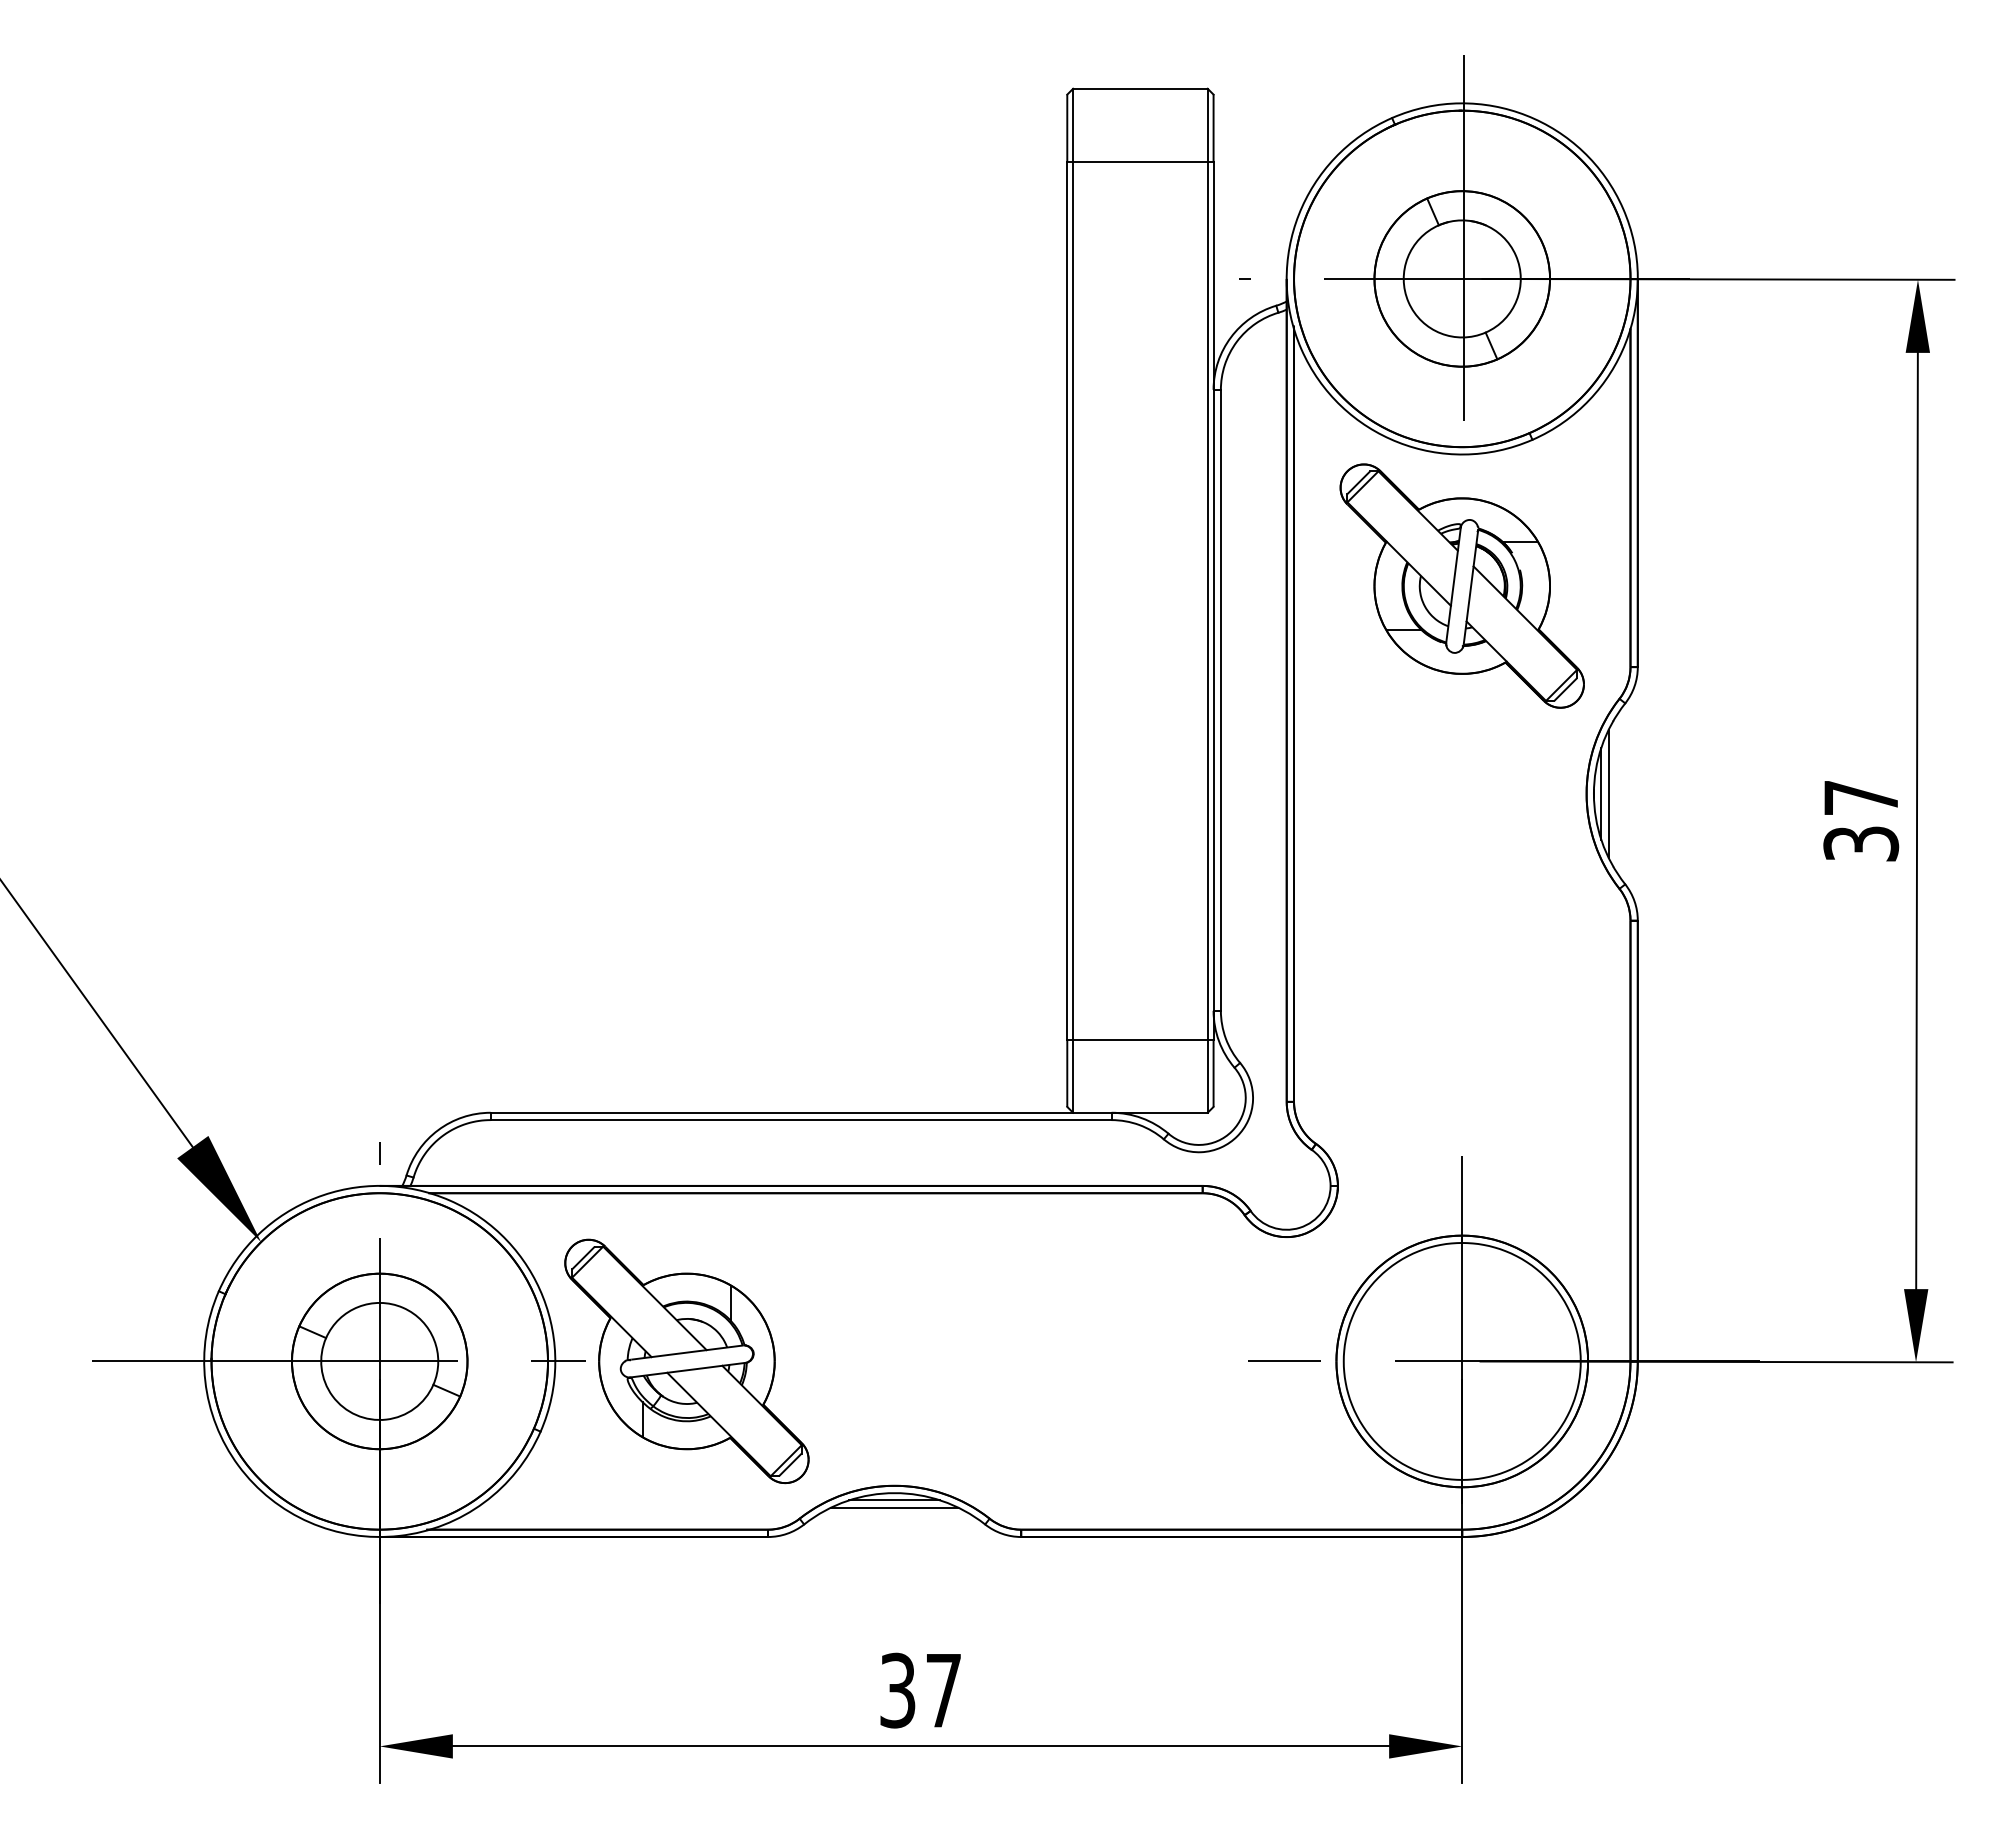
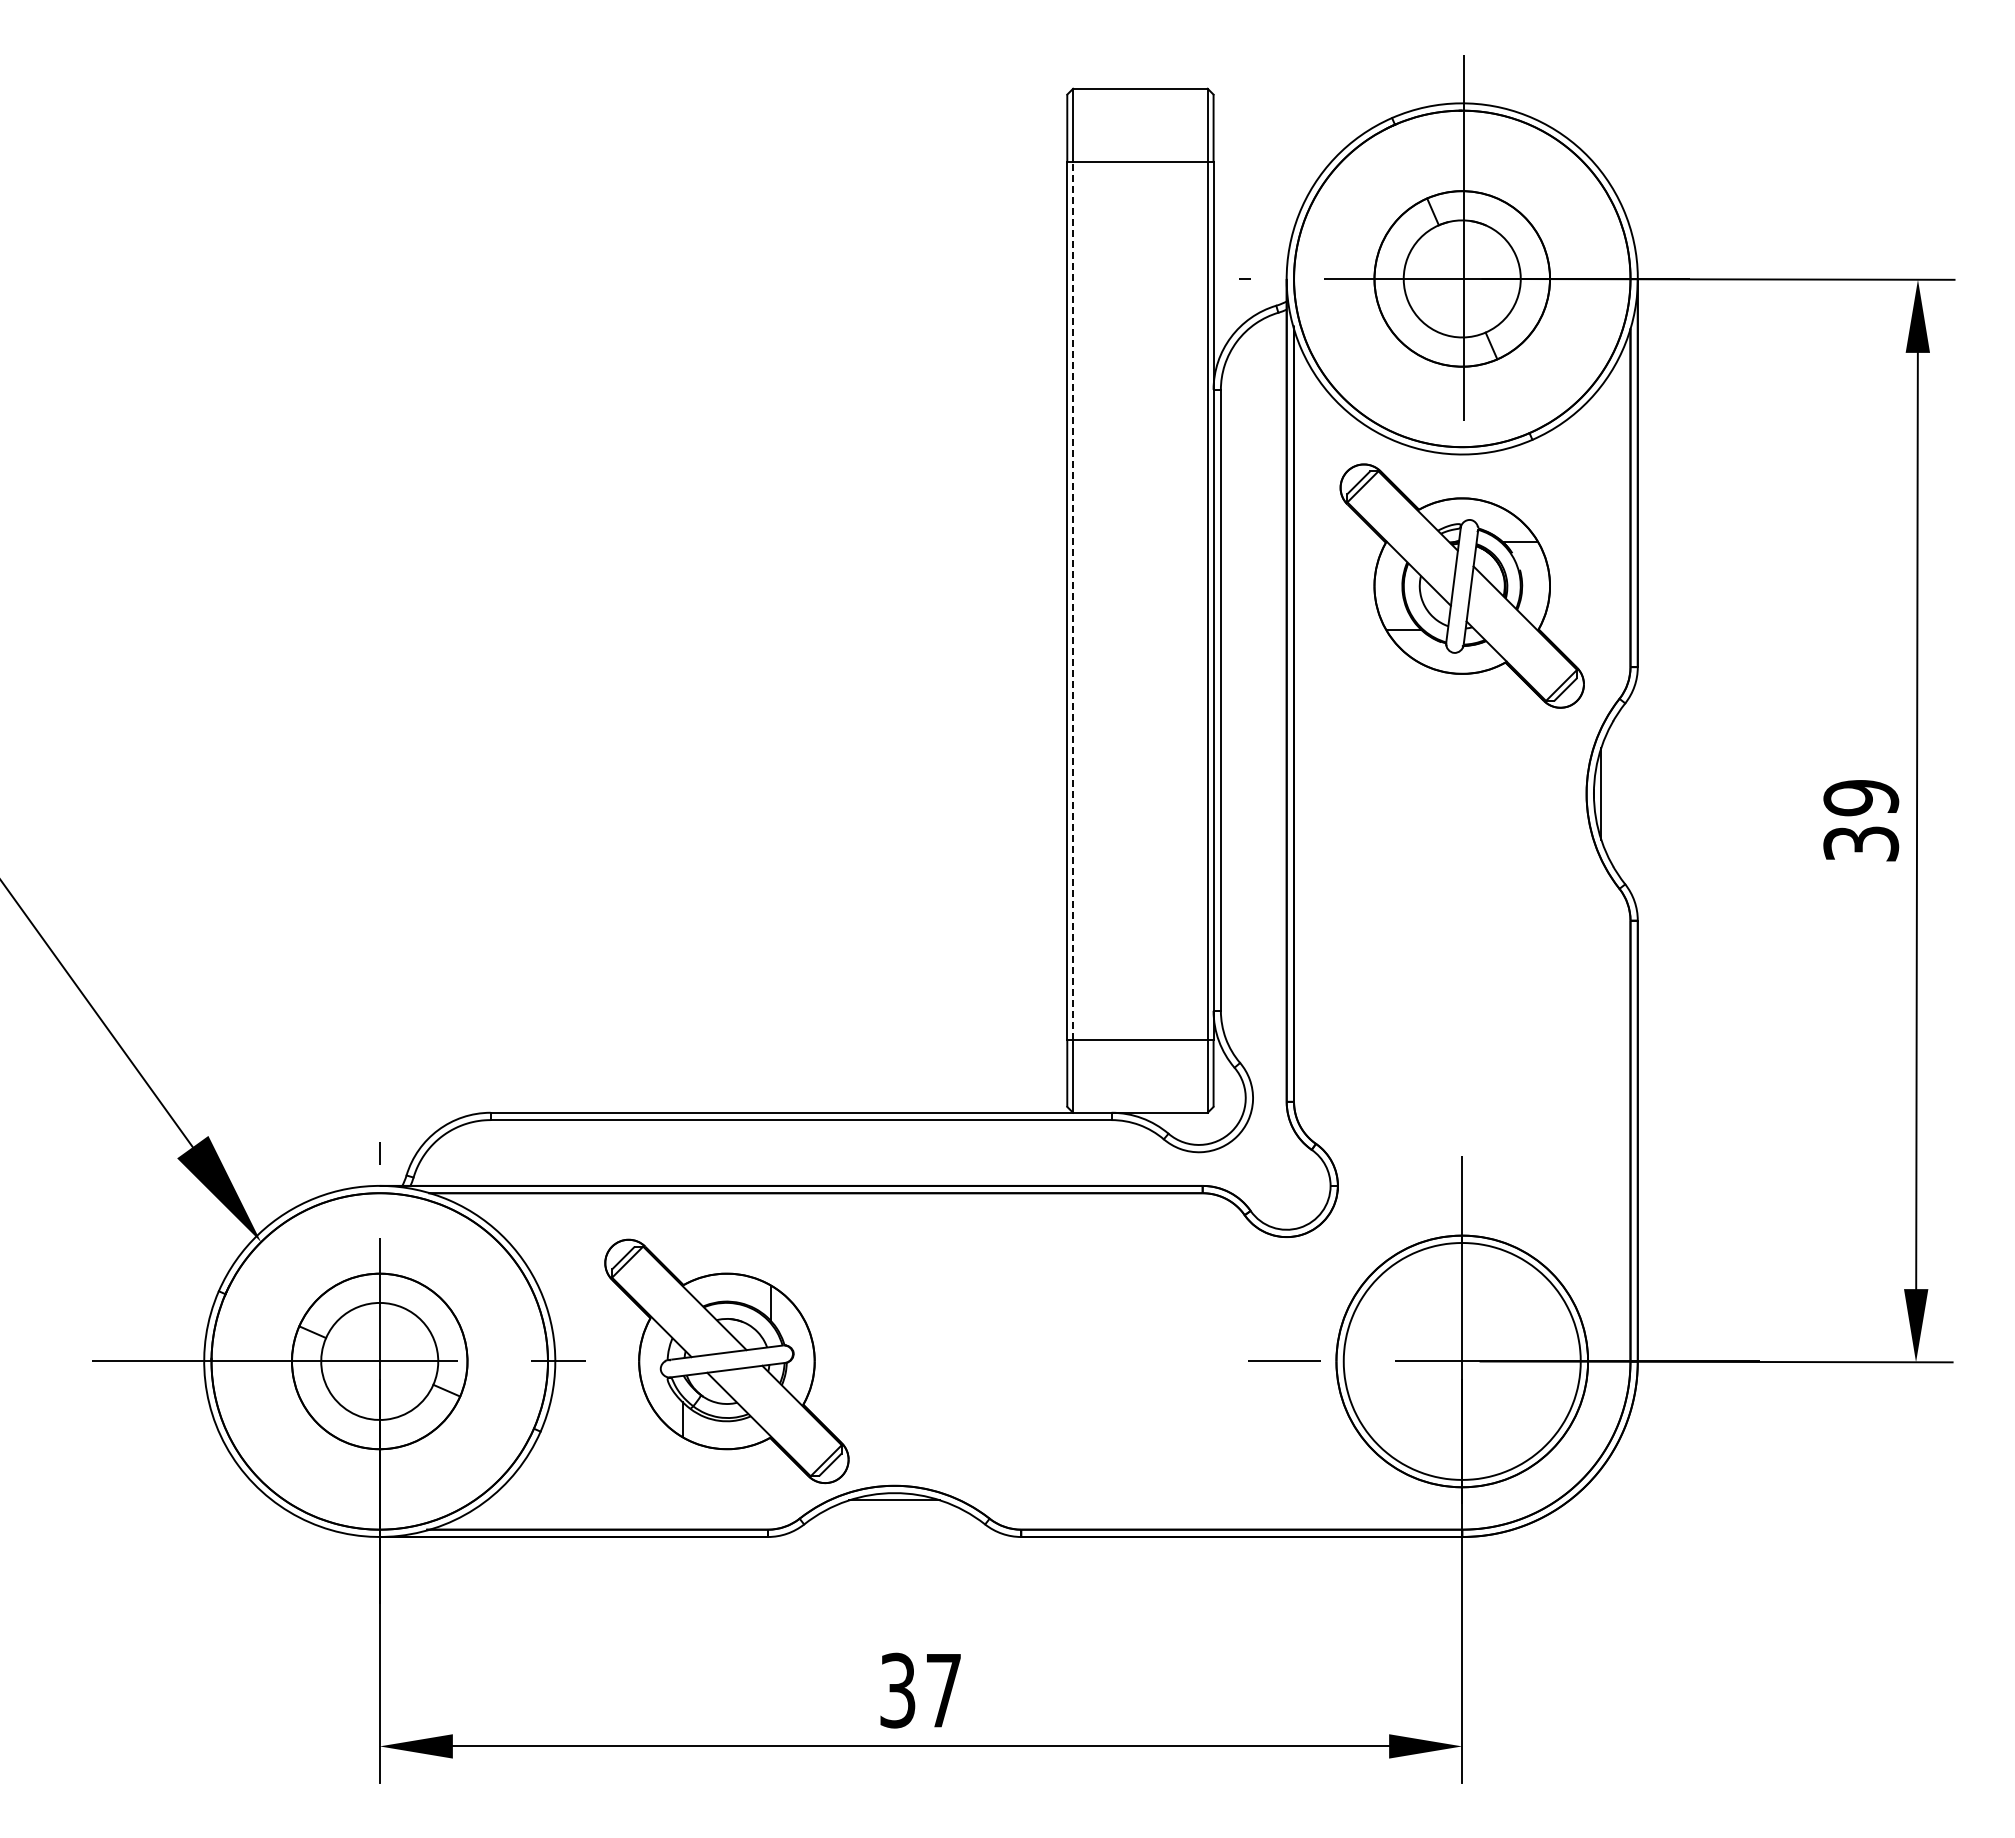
line: solid -> dashed (1073, 600)
line: present -> none (1608, 793)
text: 37 -> 39 (1861, 798)
part position: (686, 1361) -> (726, 1361) (726, 1361)
line: present -> none (894, 1507)
